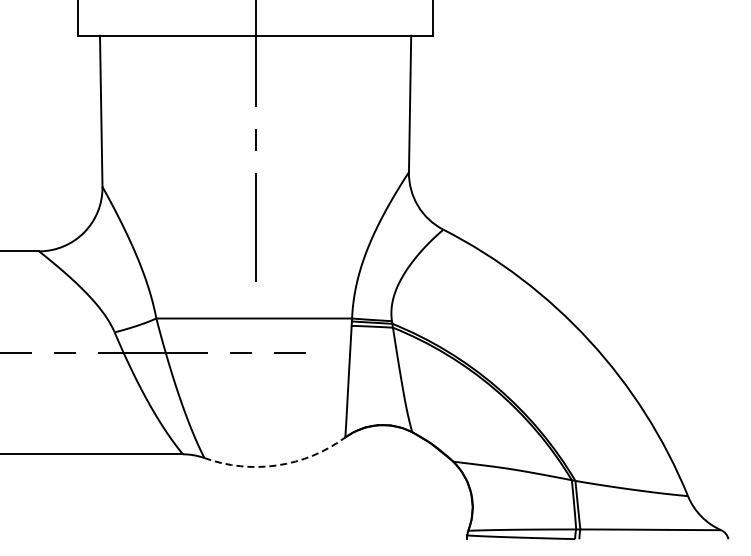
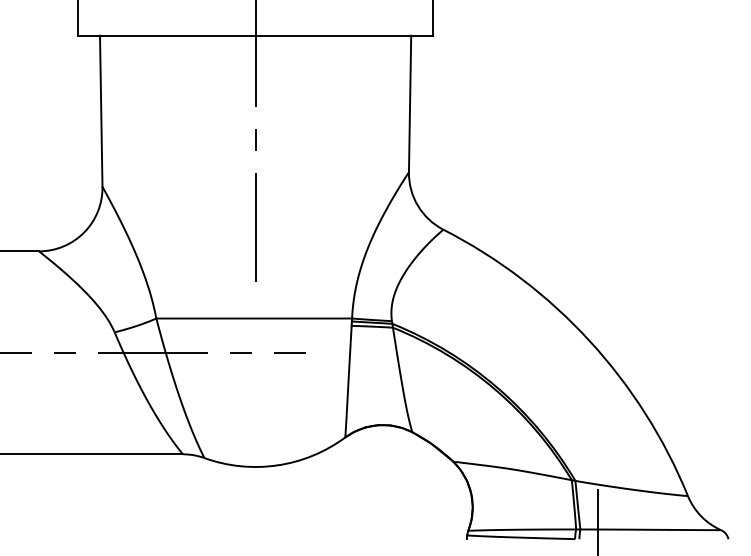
arc: dashed -> solid (277, 465)
line: none -> present (598, 520)
